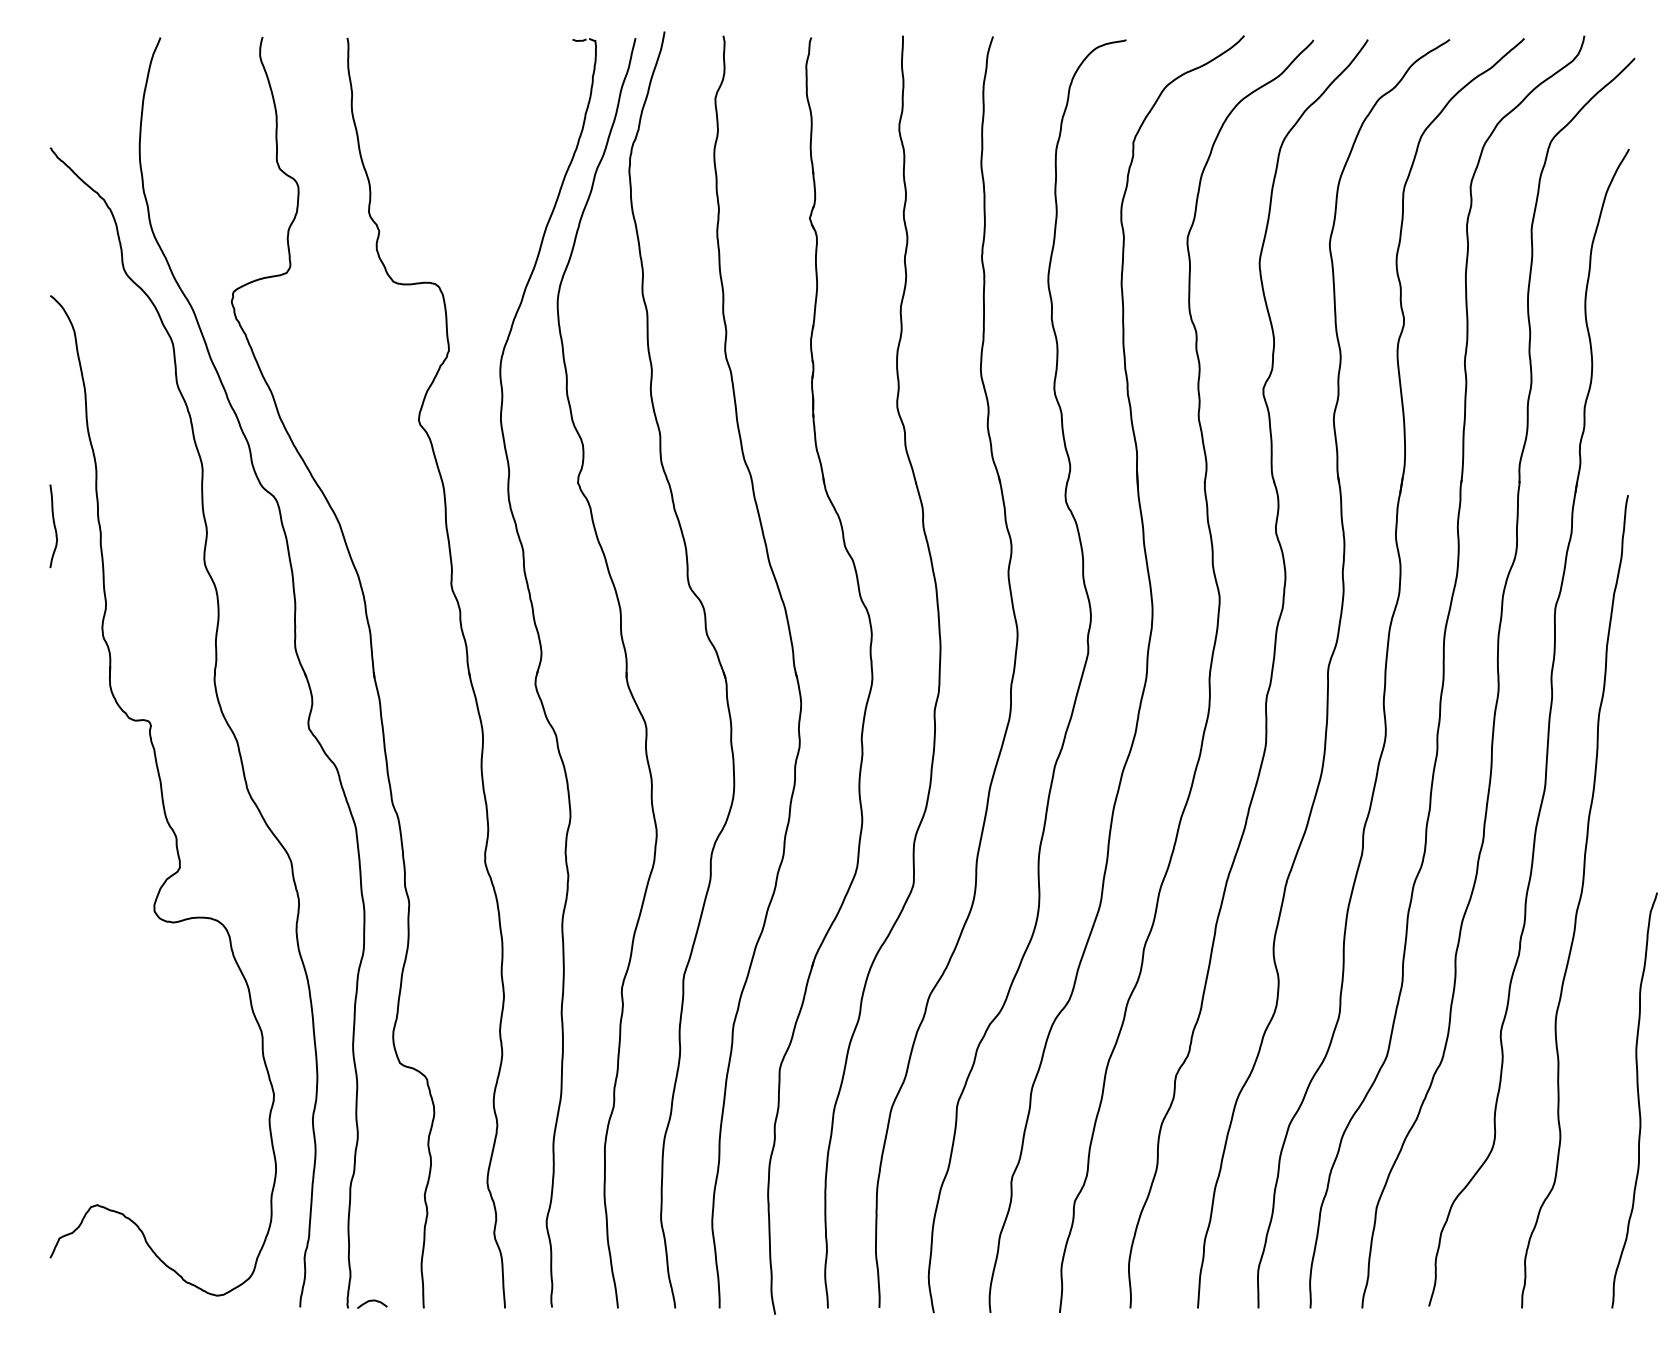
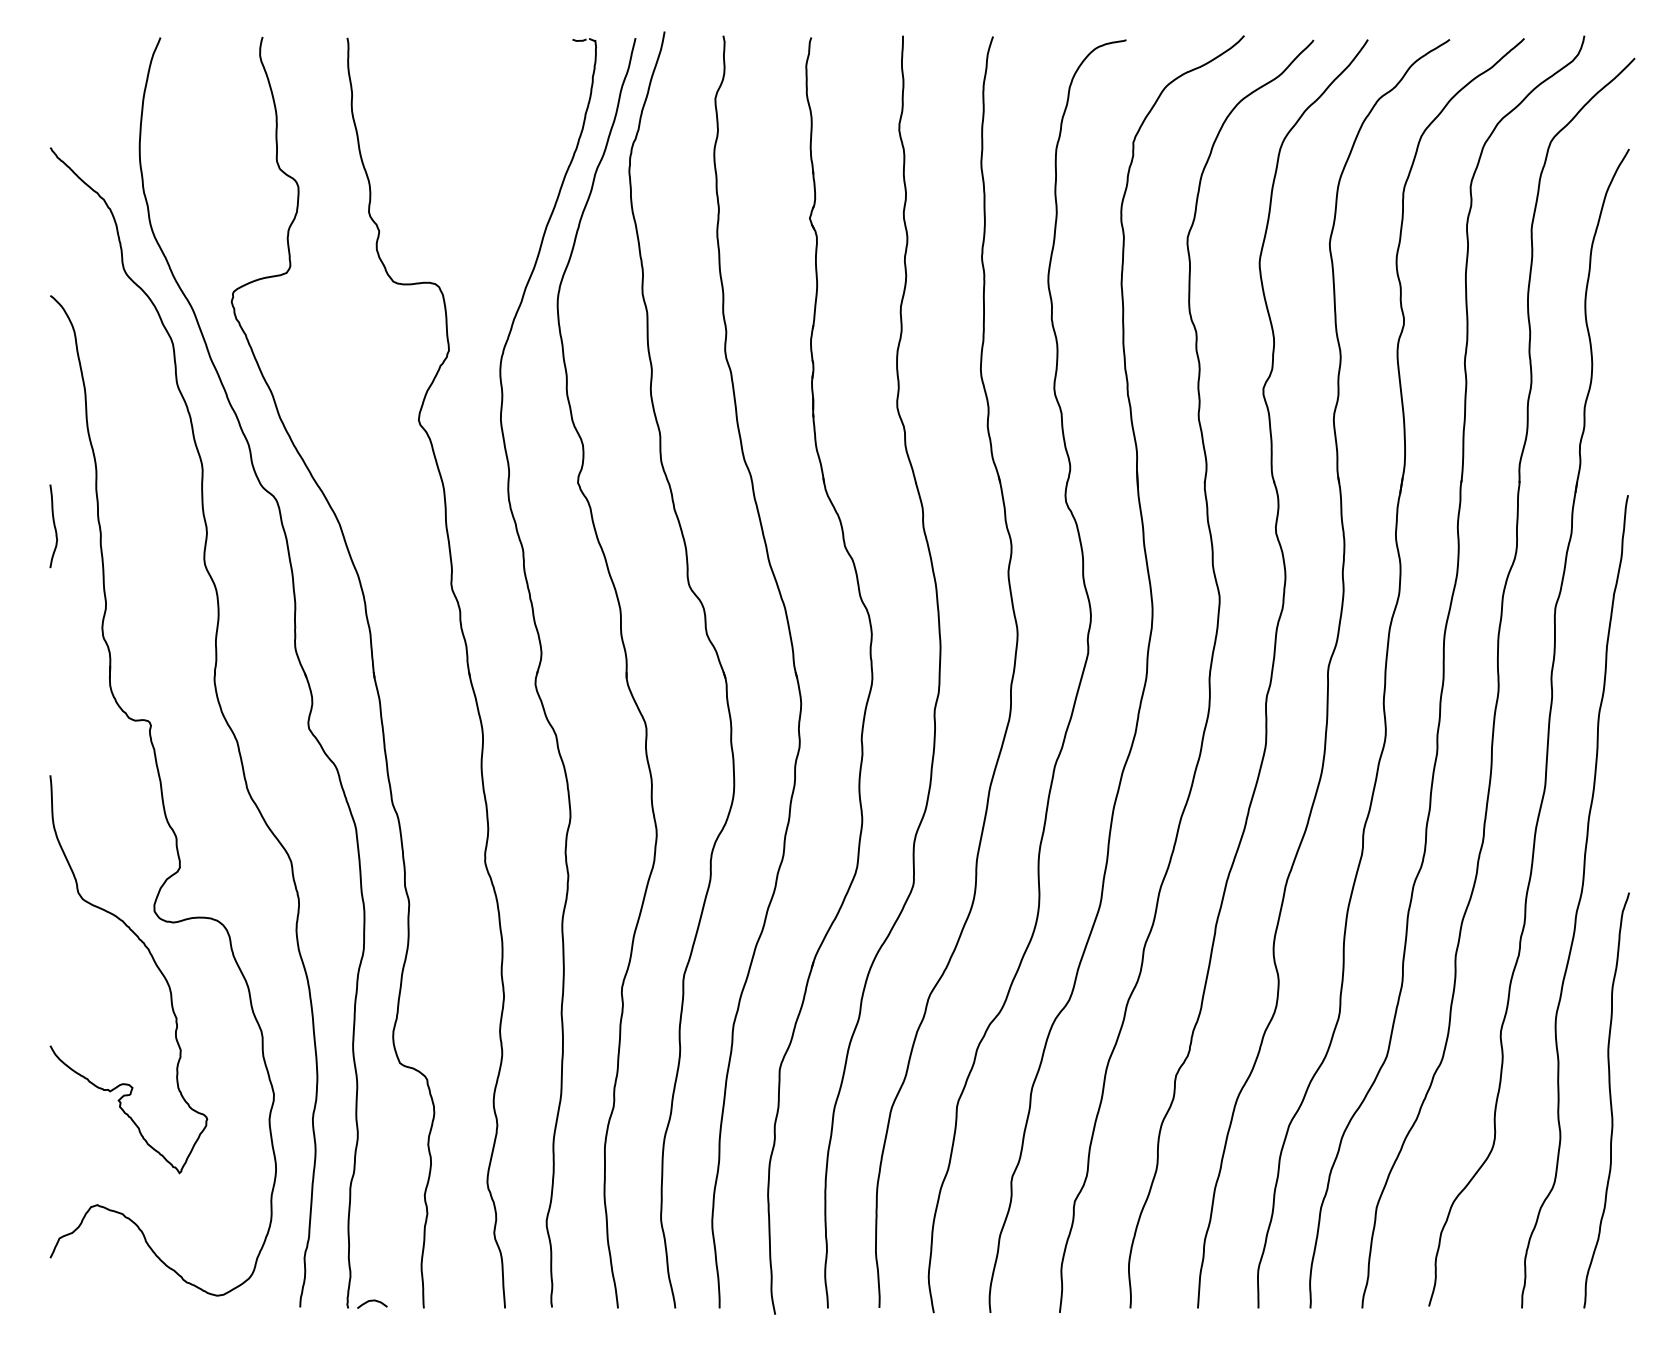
curve: none -> present (153, 961)
curve position: (1637, 1100) -> (1609, 1100) (1609, 1100)
